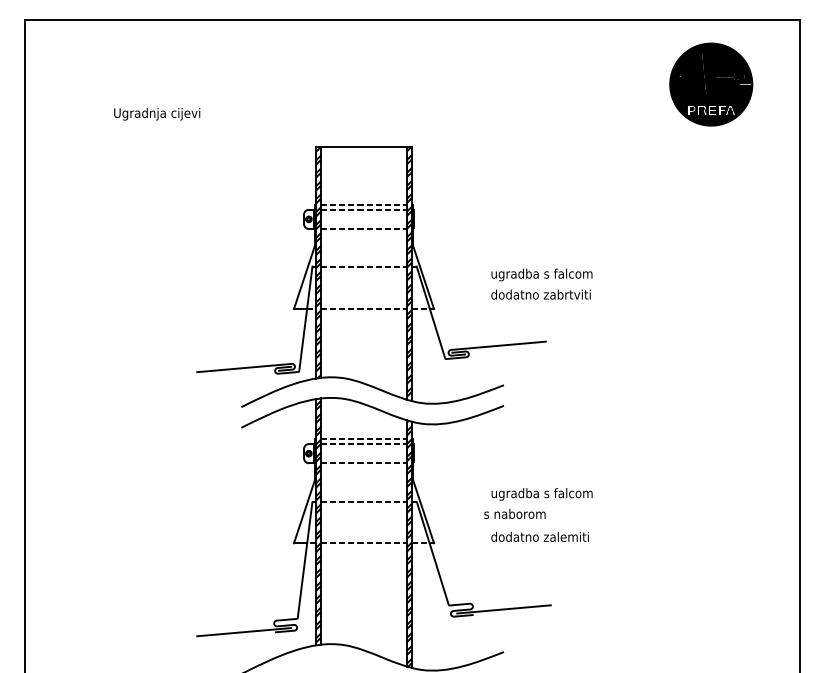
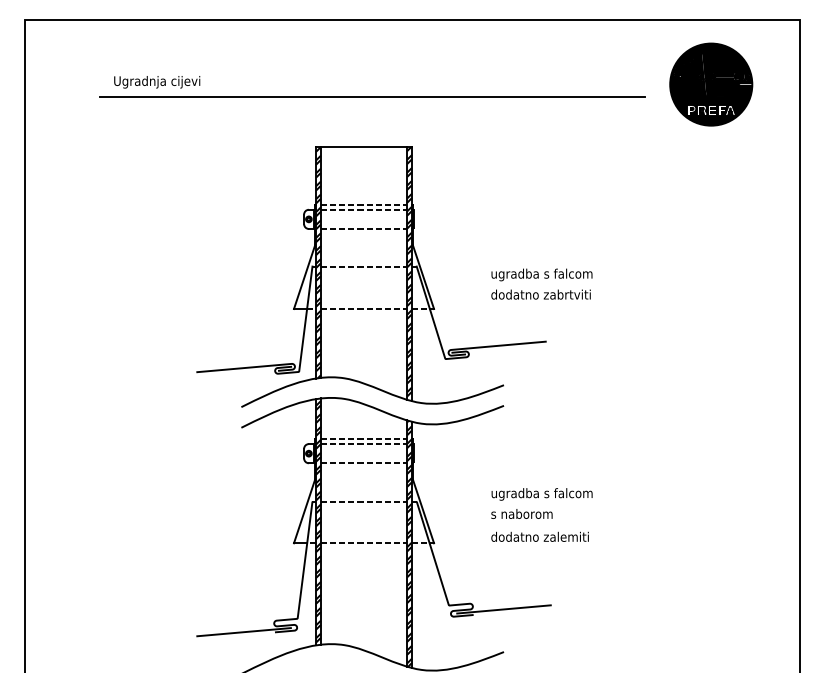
line: none -> present (372, 96)
text position: (157, 114) -> (157, 82) (157, 82)
text position: (514, 513) -> (521, 513) (521, 513)
